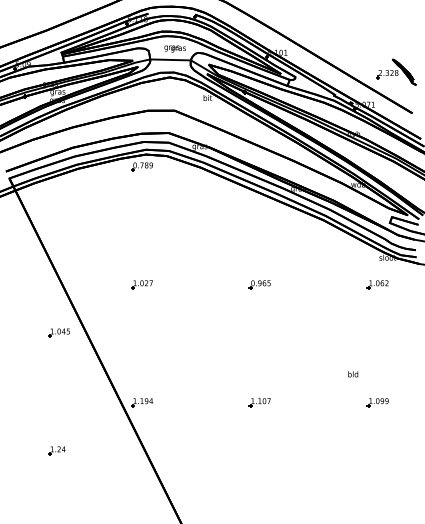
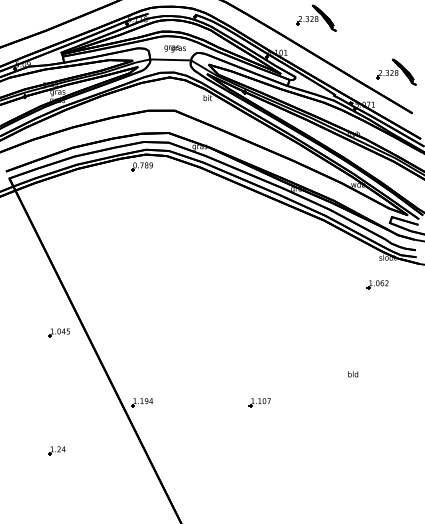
part: none -> present (316, 17)
part: present -> none (141, 284)
part: present -> none (259, 284)
part: present -> none (377, 402)
